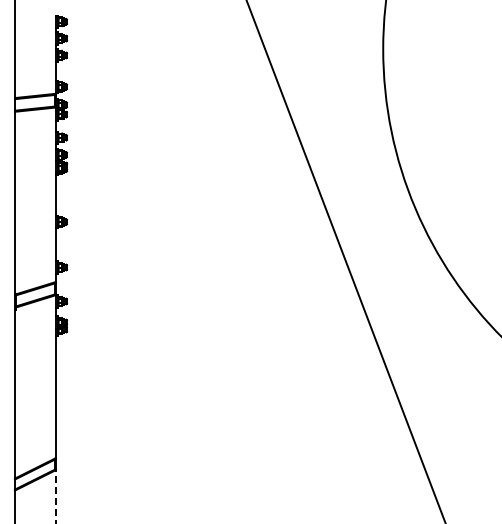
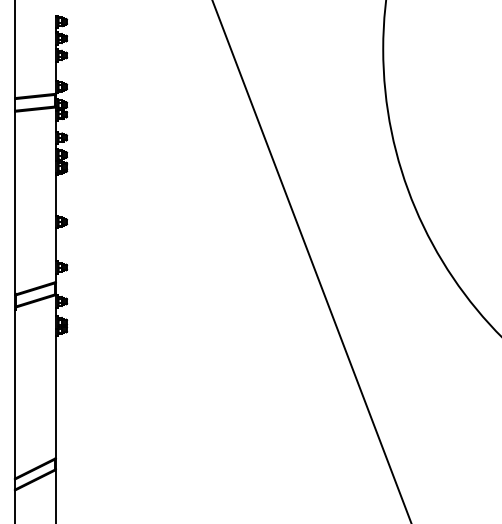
line position: (345, 261) -> (311, 261) (311, 261)
line: dashed -> solid (56, 495)
